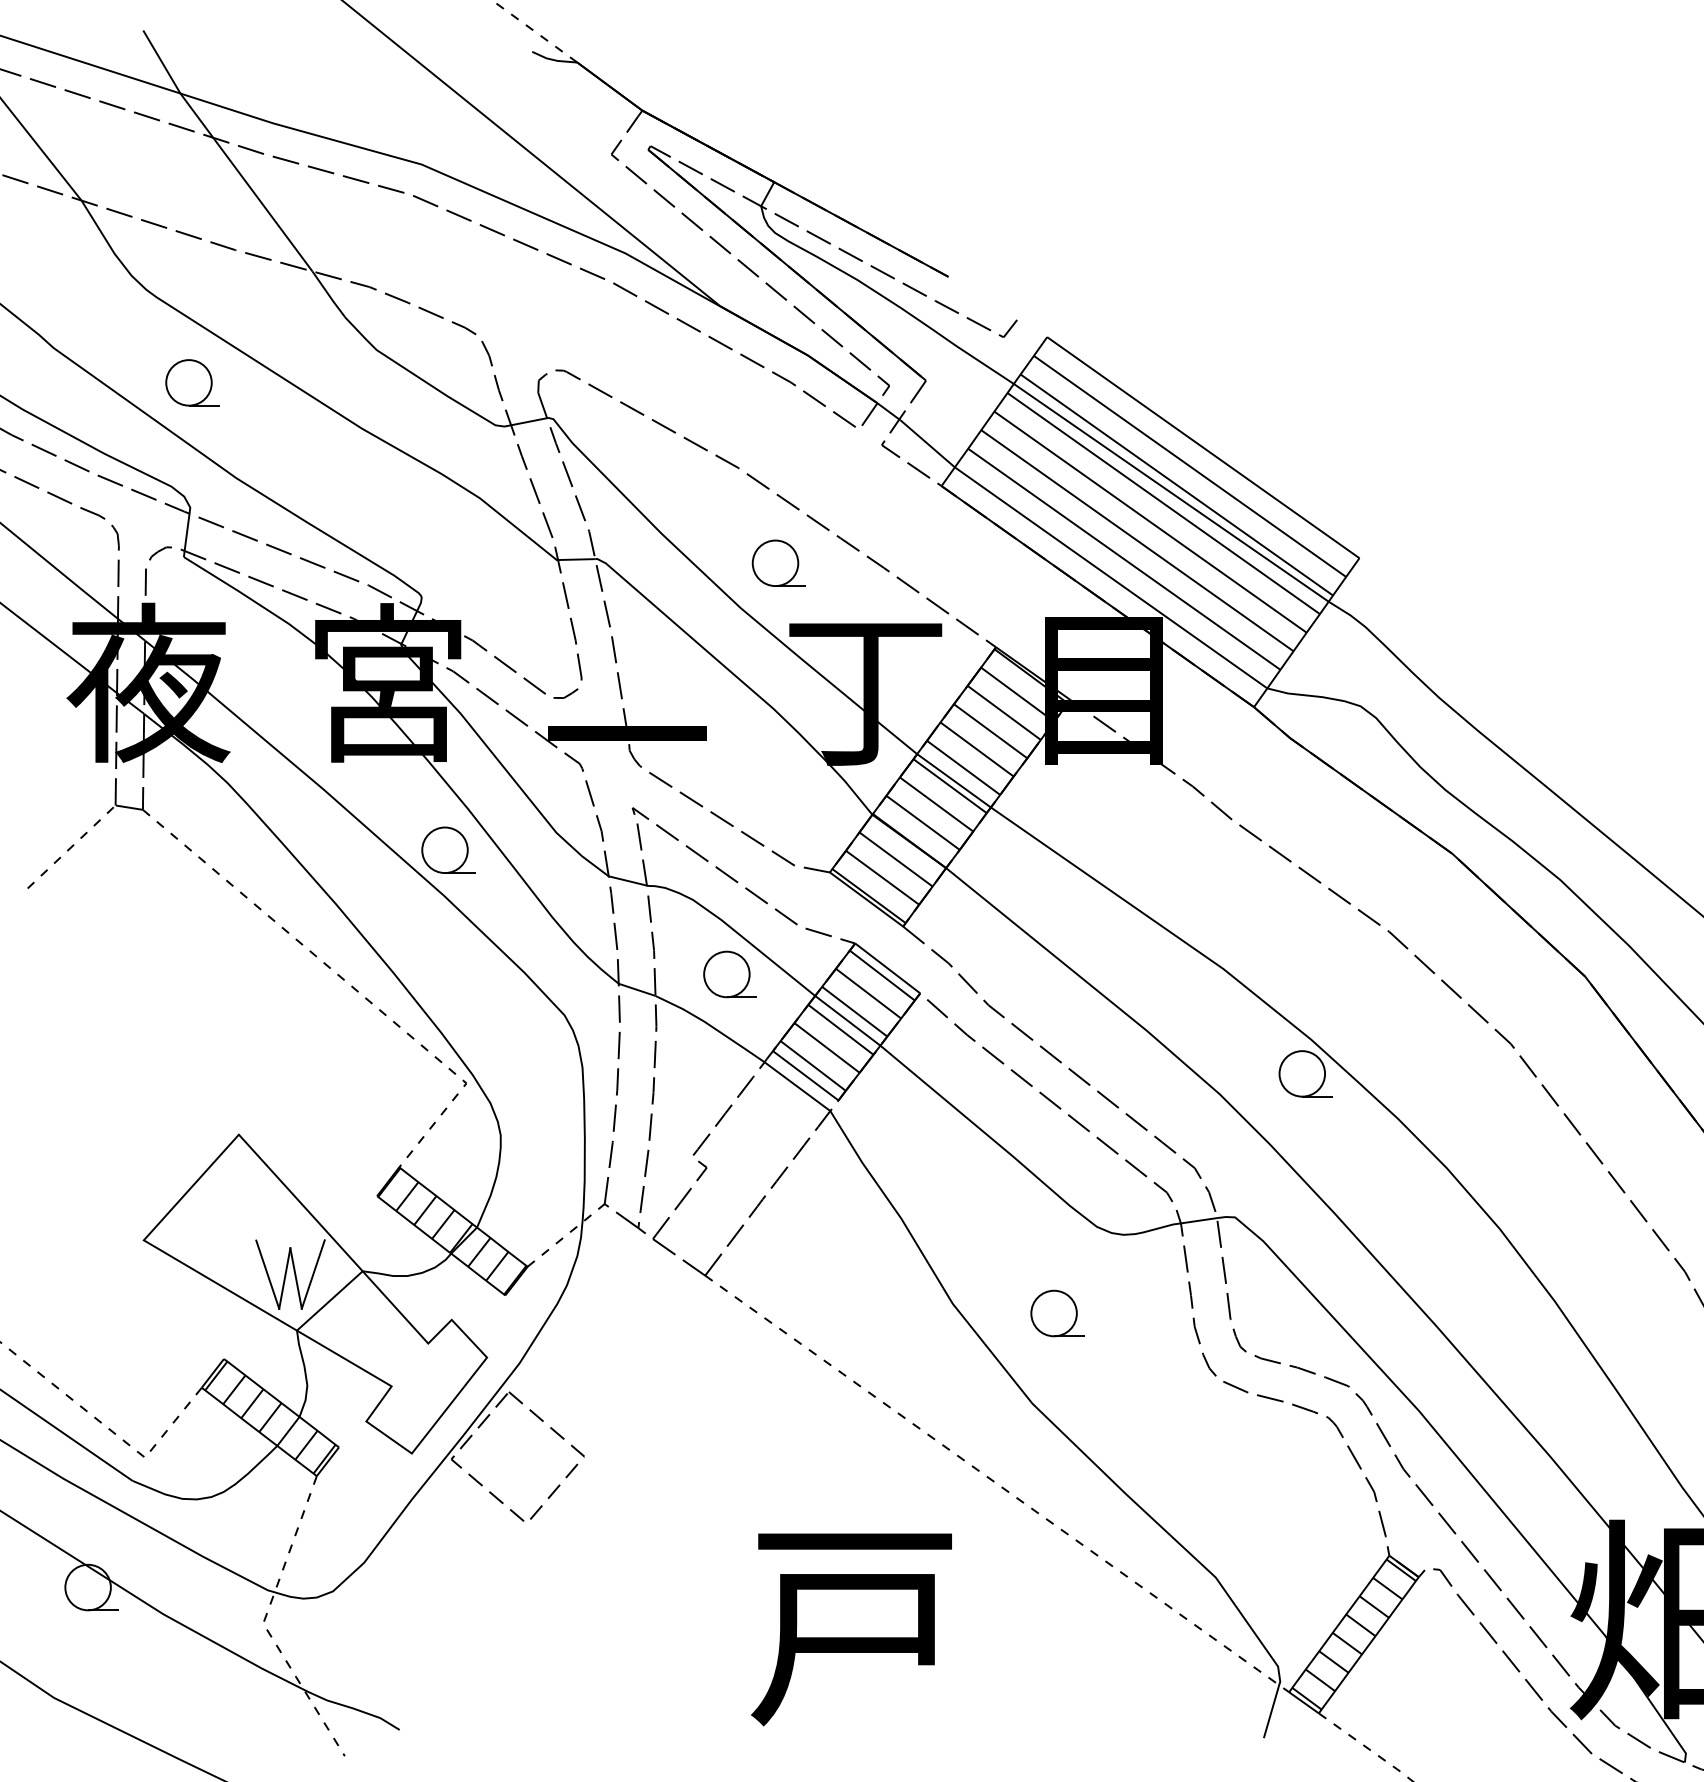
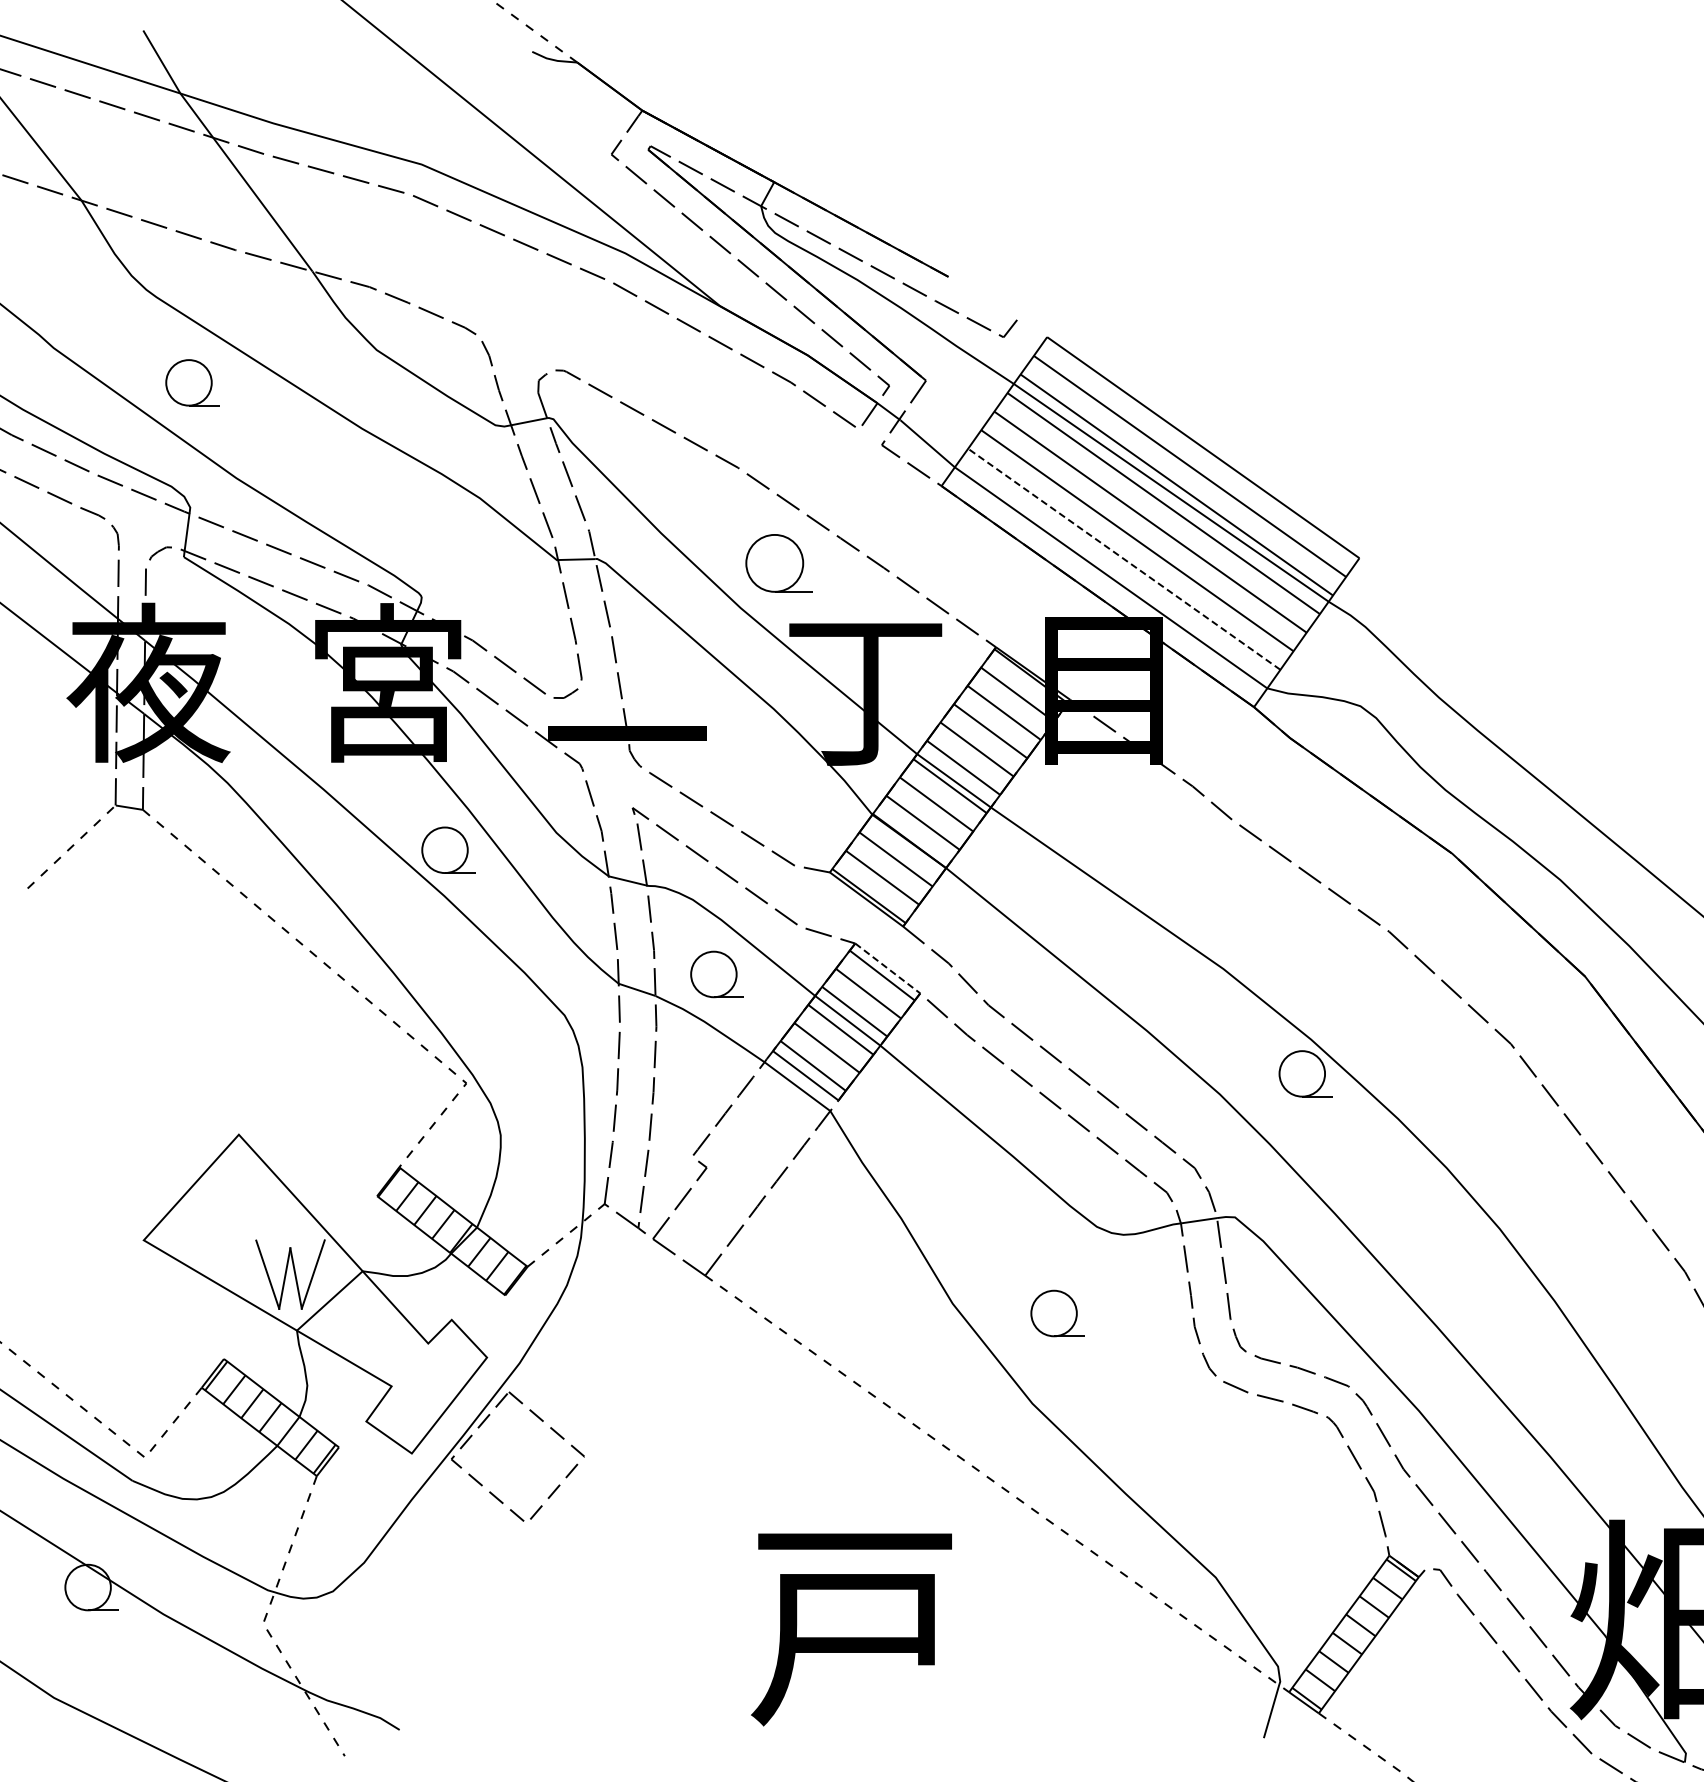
line: solid -> dashed (1123, 559)
part size: 55x48 px -> 68x59 px (778, 563)
line: solid -> dashed (887, 968)
part position: (729, 974) -> (716, 974) (716, 974)
